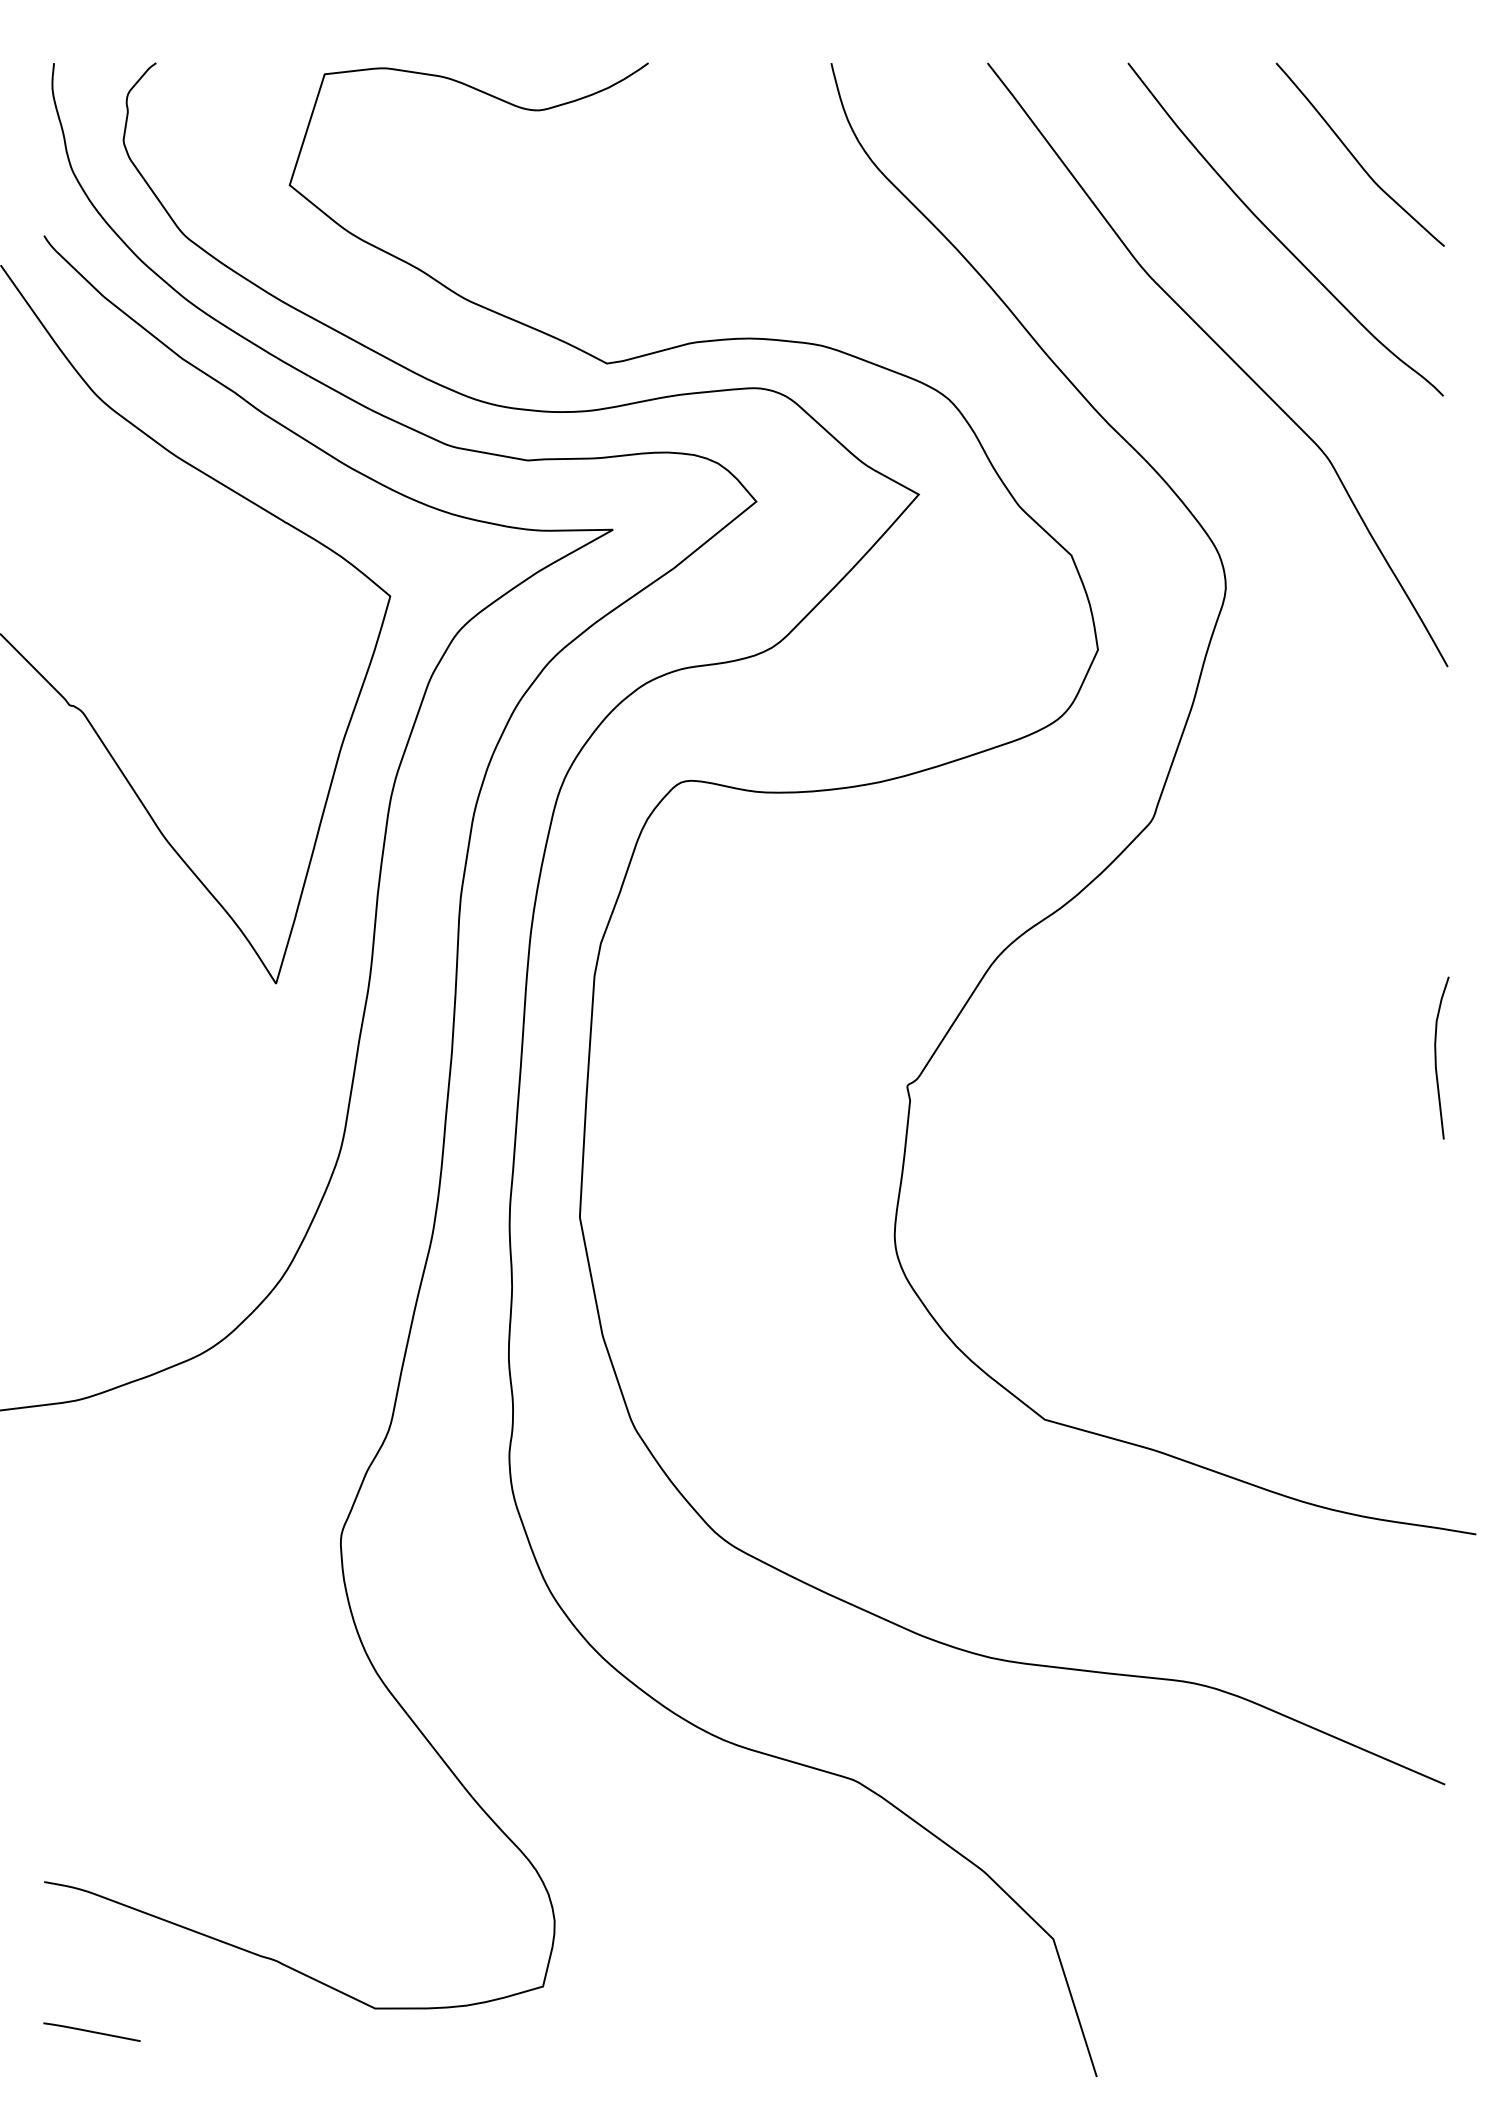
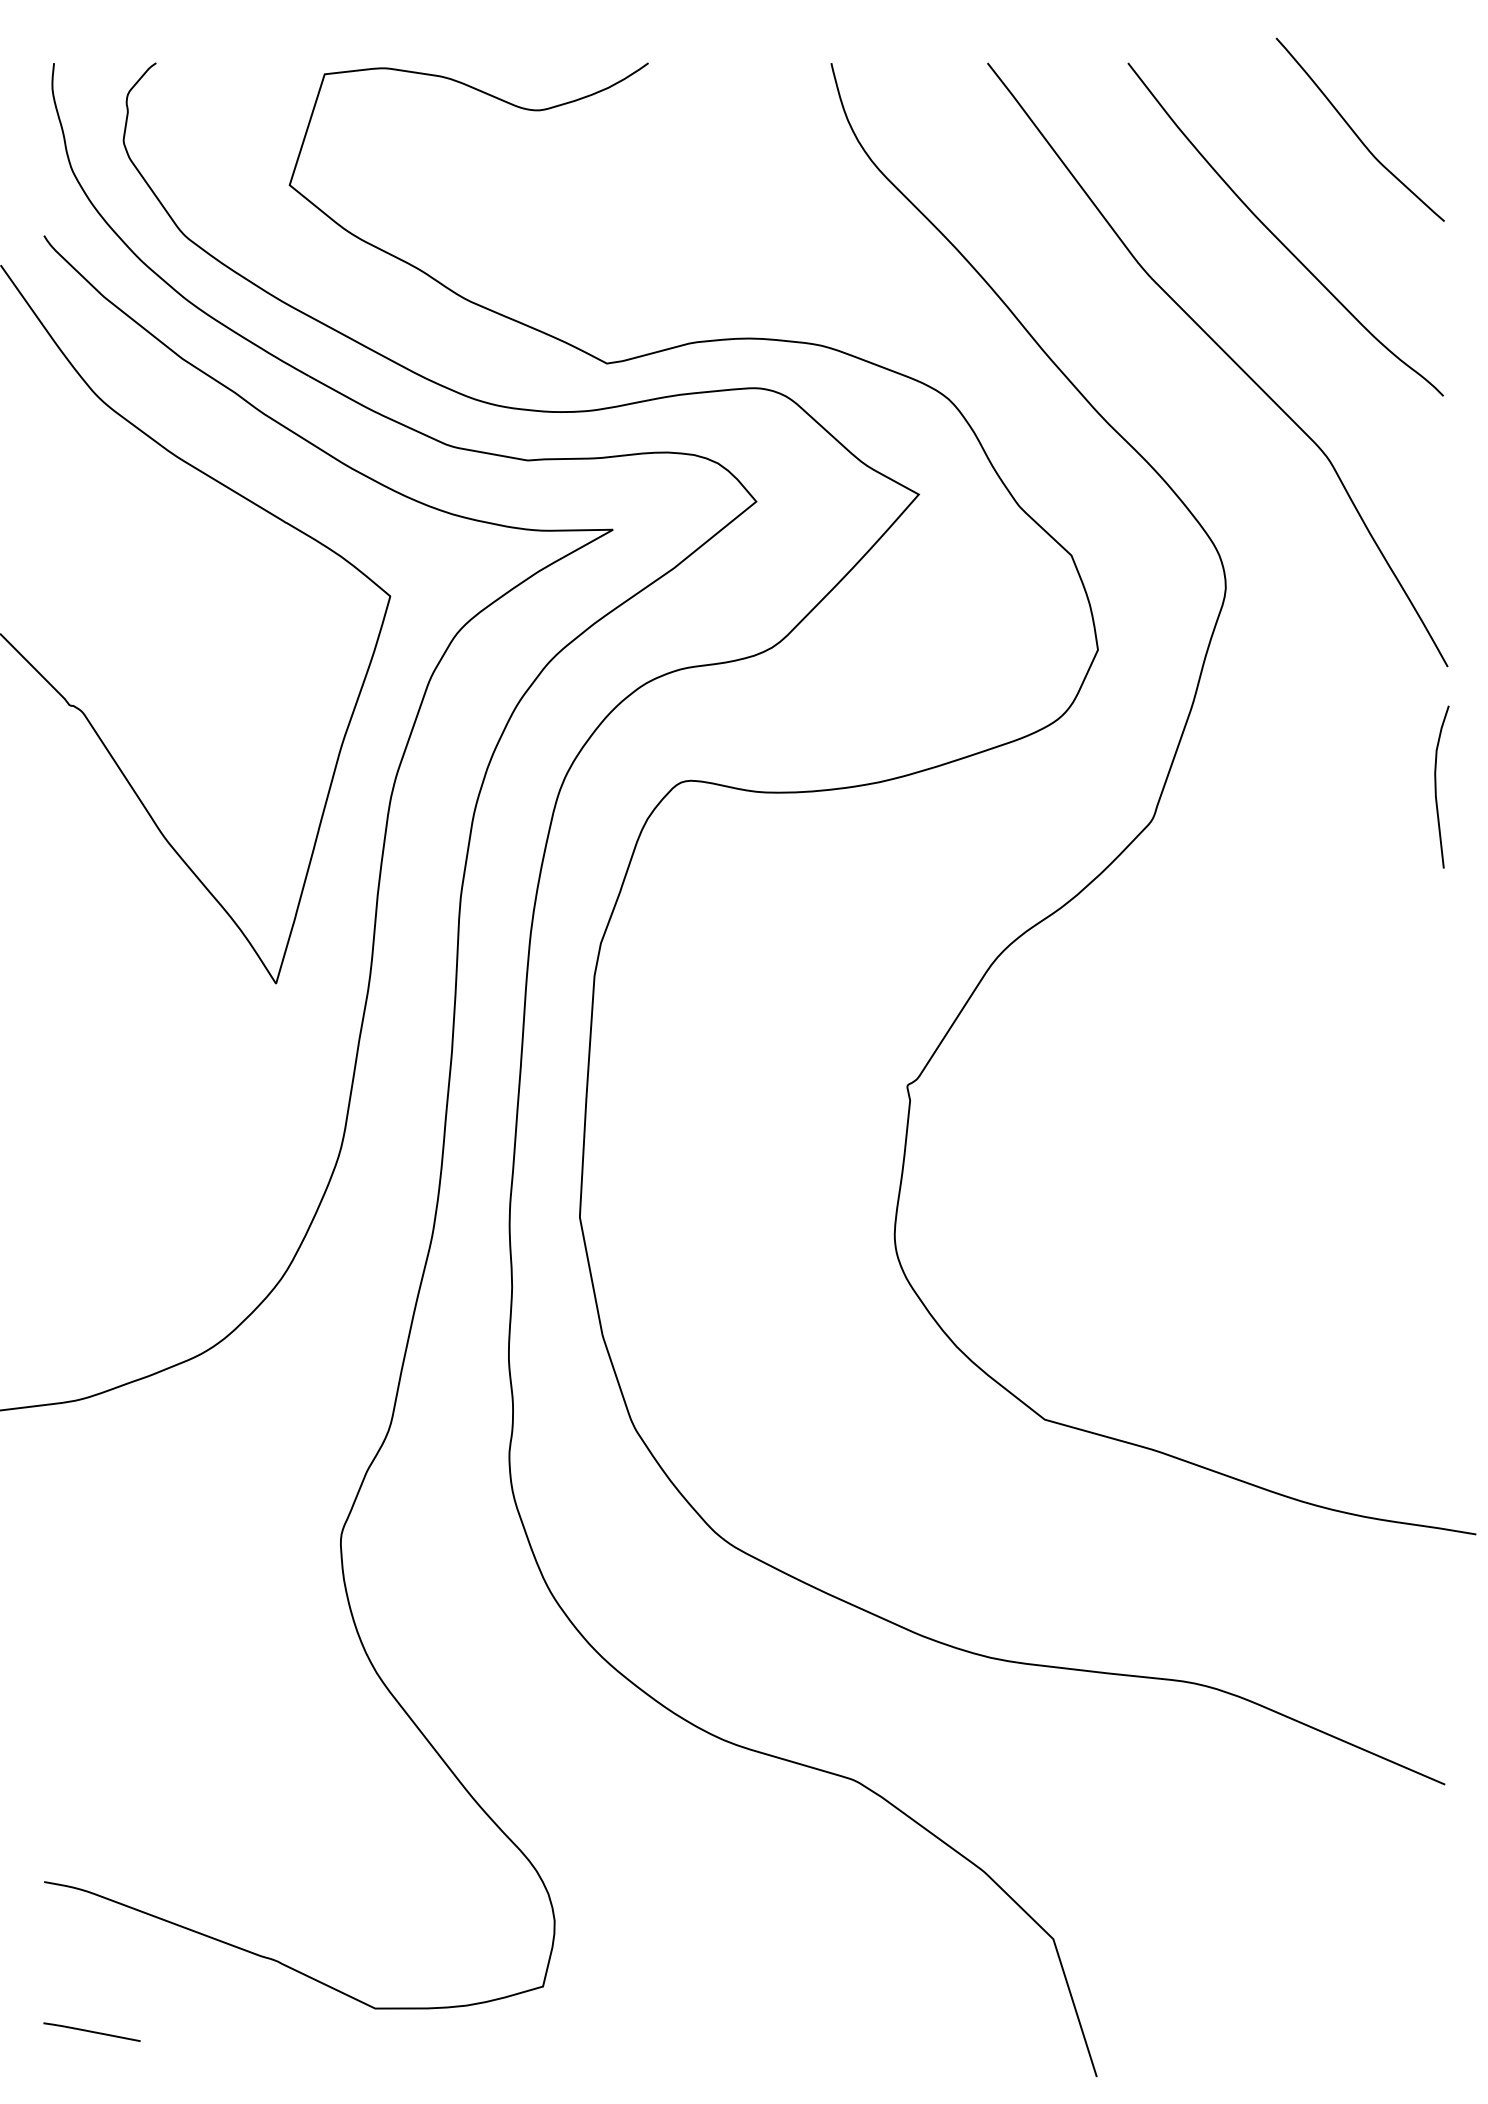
curve position: (1355, 157) -> (1355, 132) (1355, 132)
curve position: (1436, 1057) -> (1436, 786) (1436, 786)
